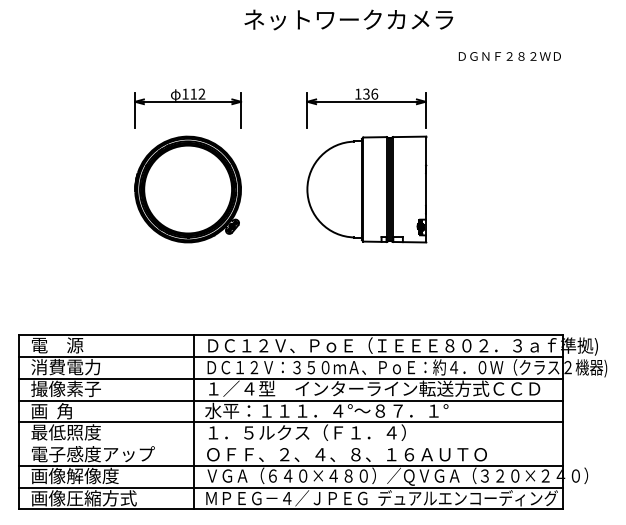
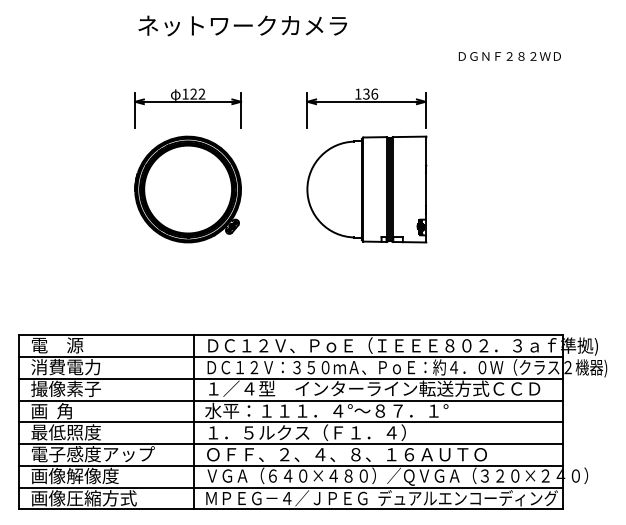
text position: (348, 19) -> (242, 25) (242, 25)
text: 112 -> 122 (193, 93)
line: none -> present (290, 444)
